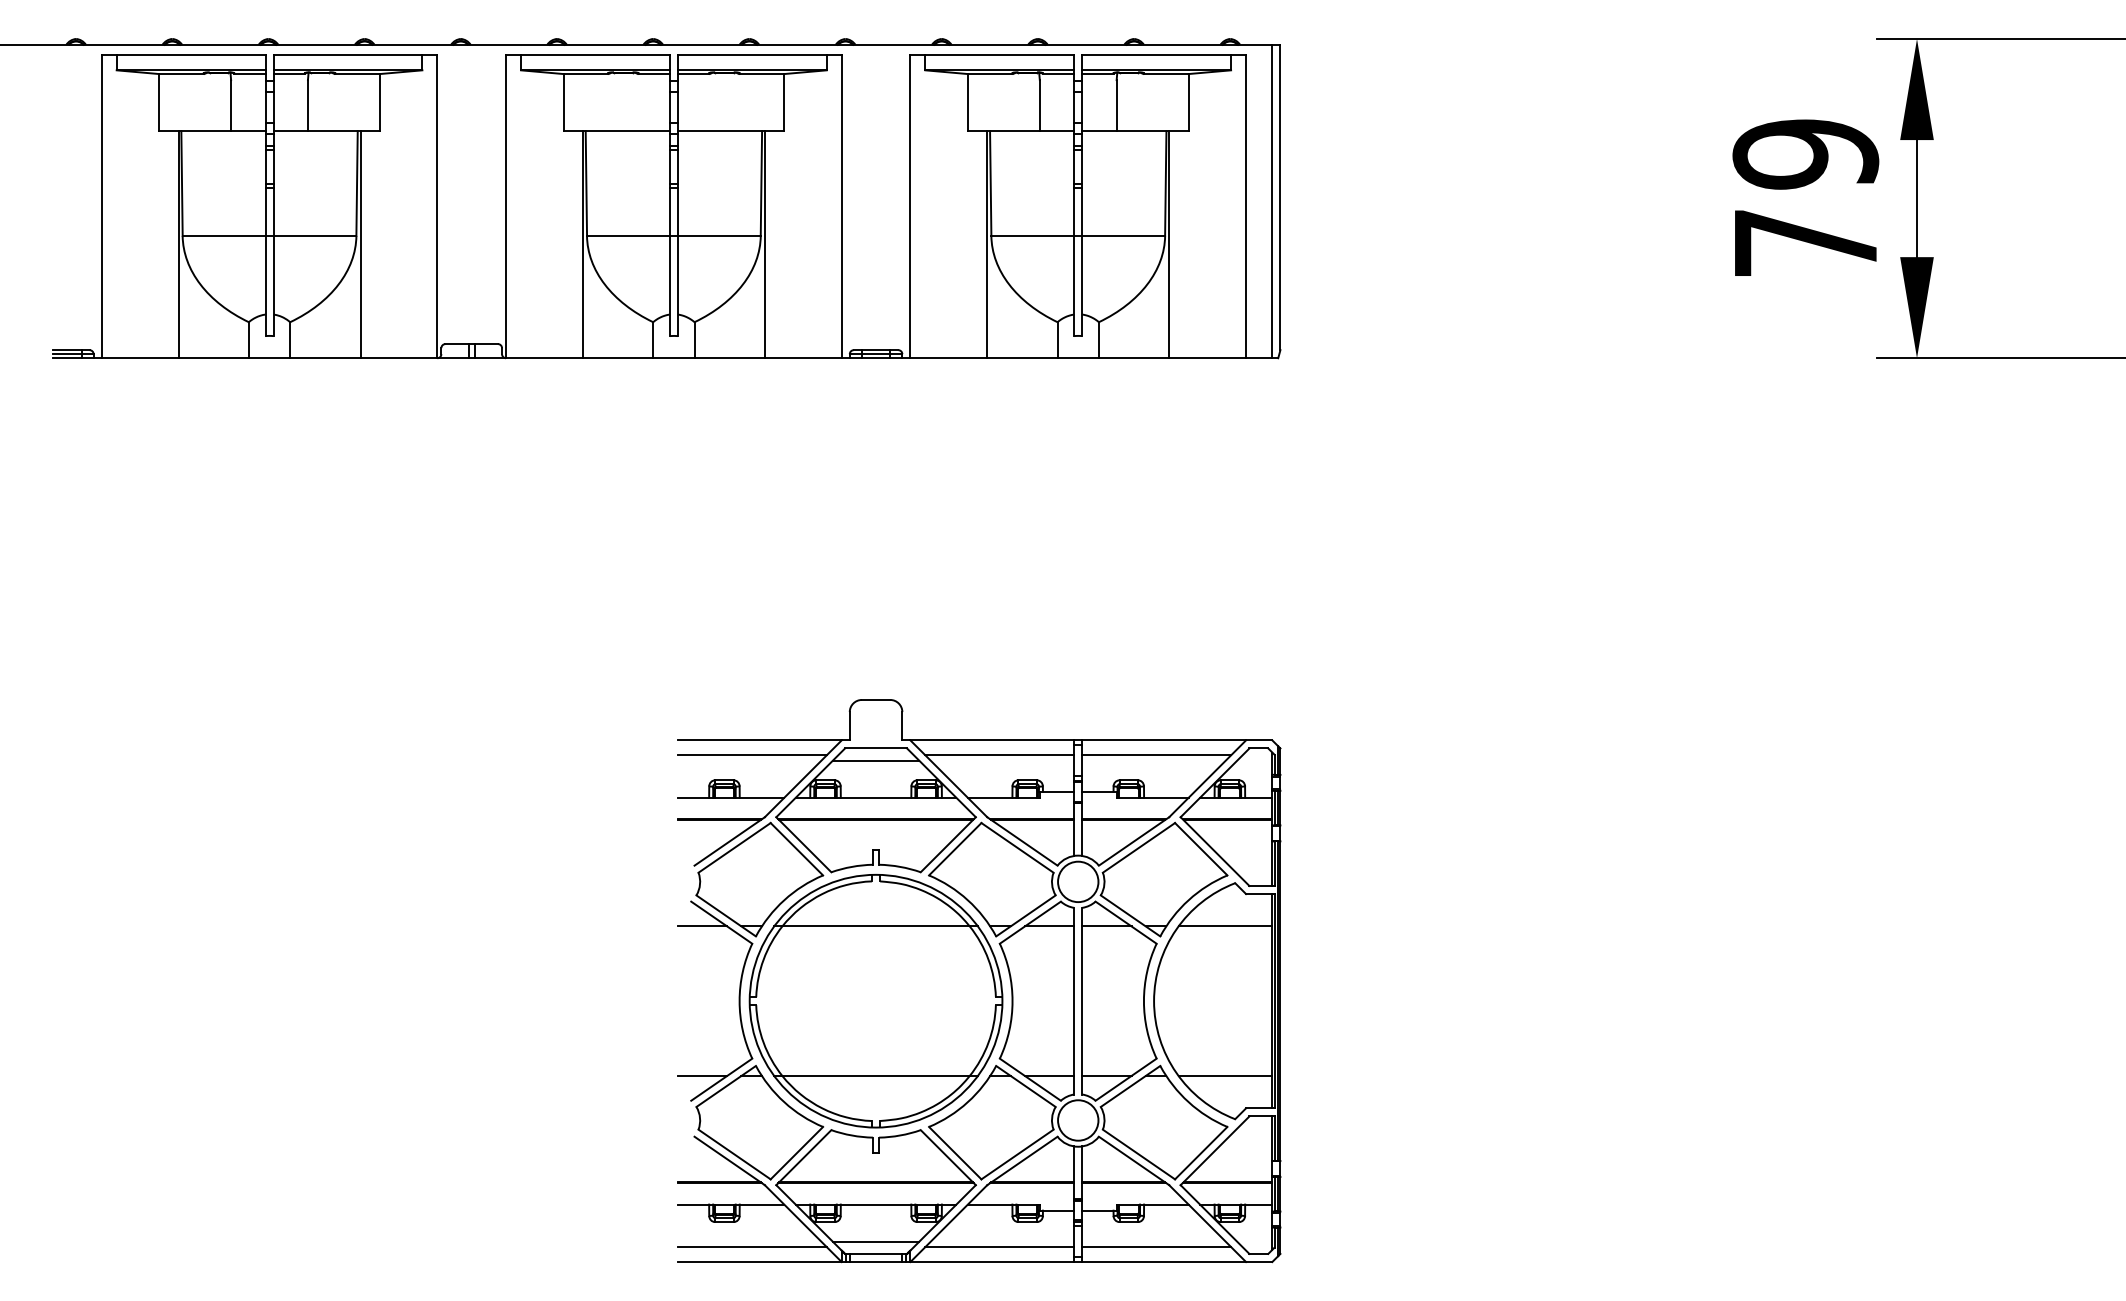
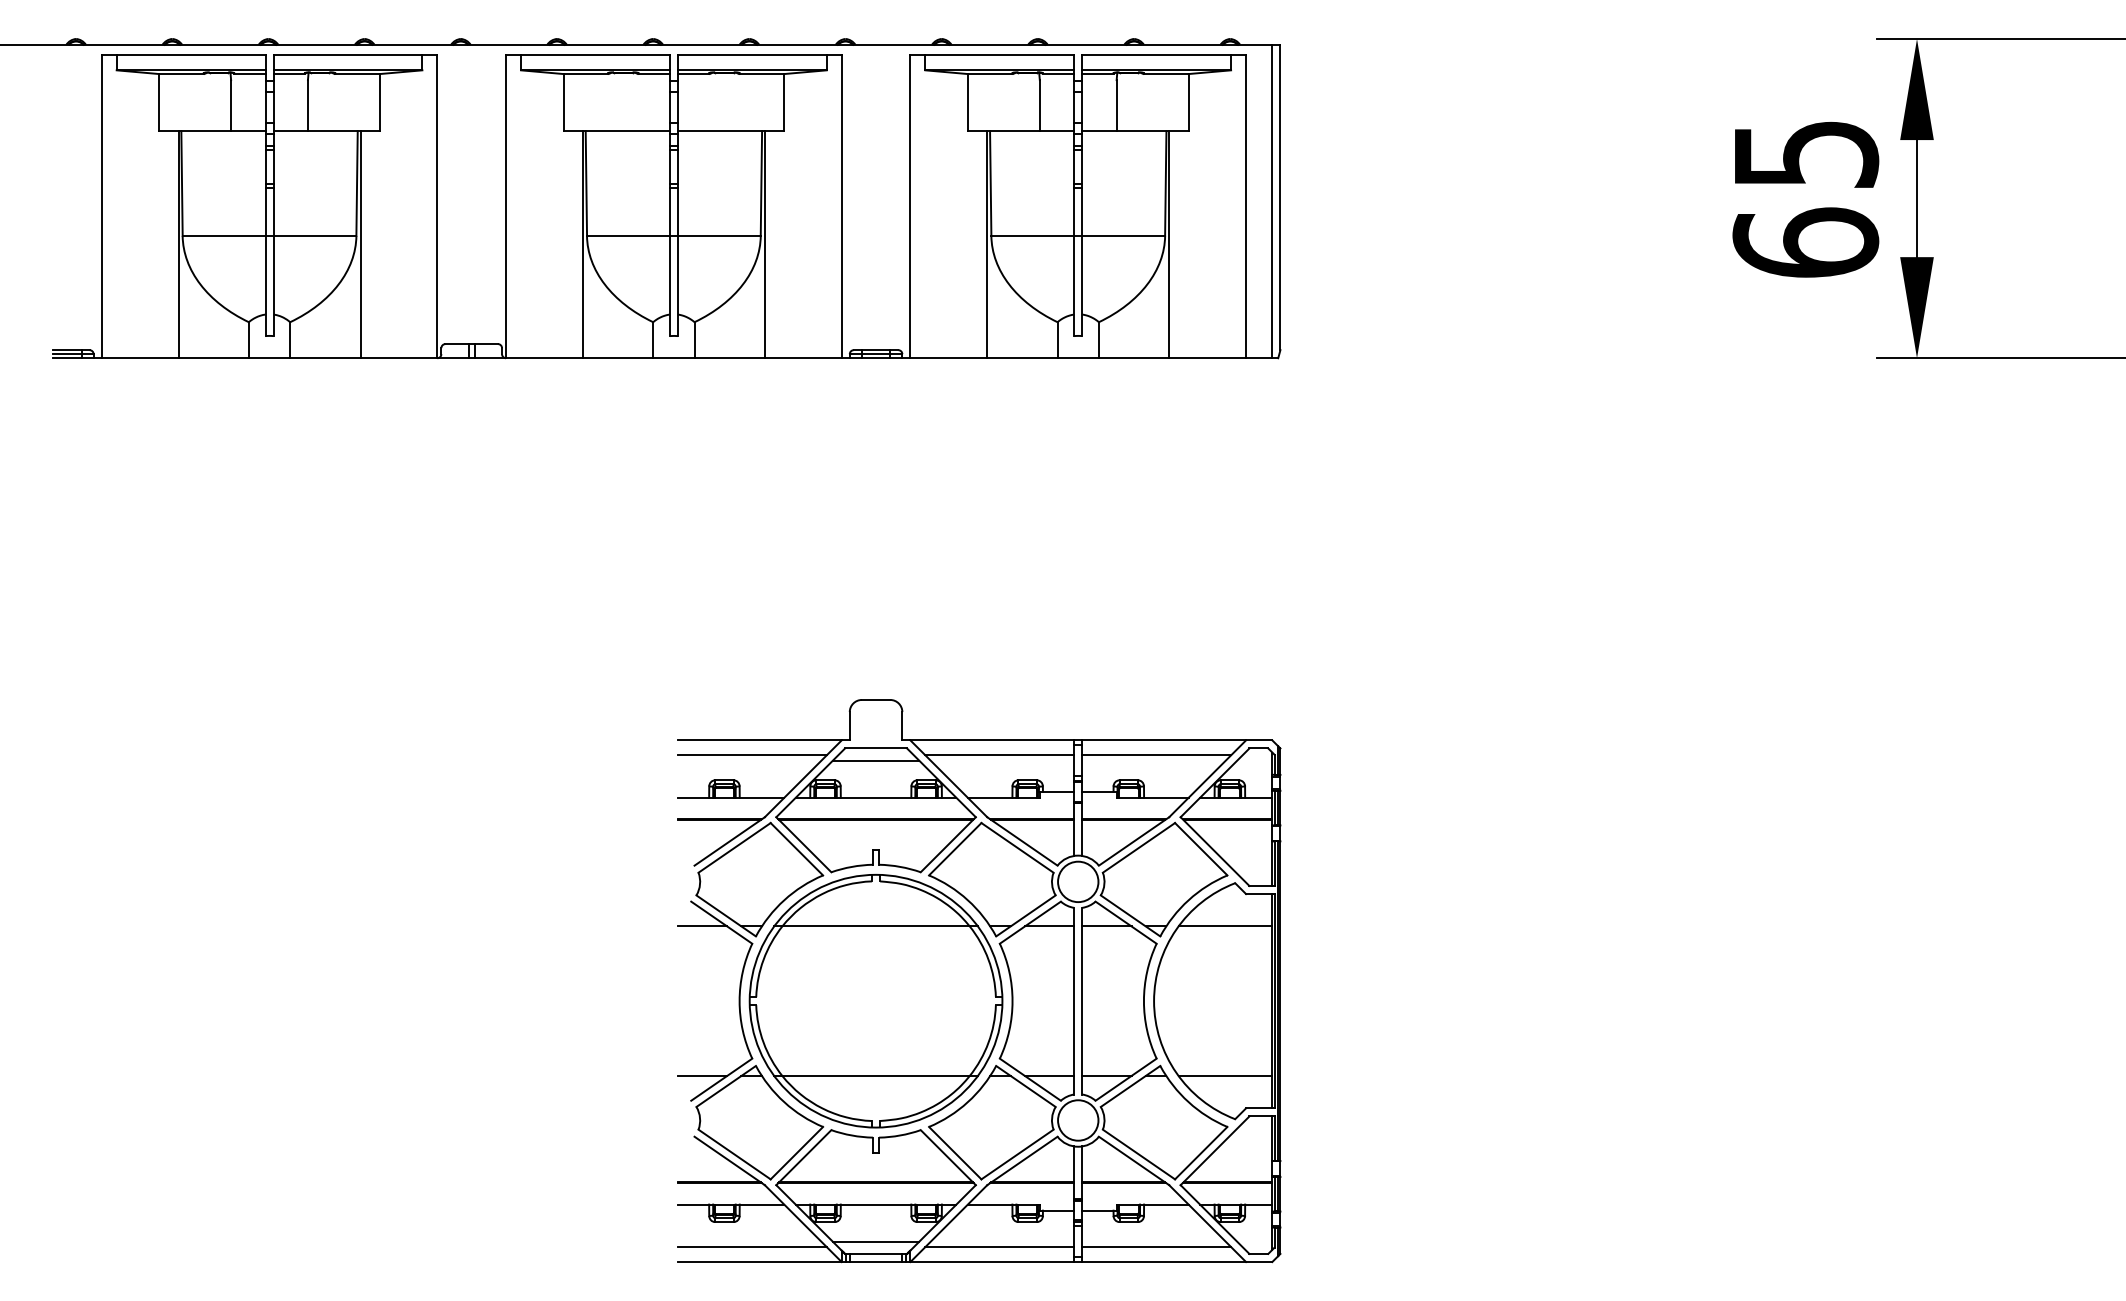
text: 79 -> 65 (1805, 198)
